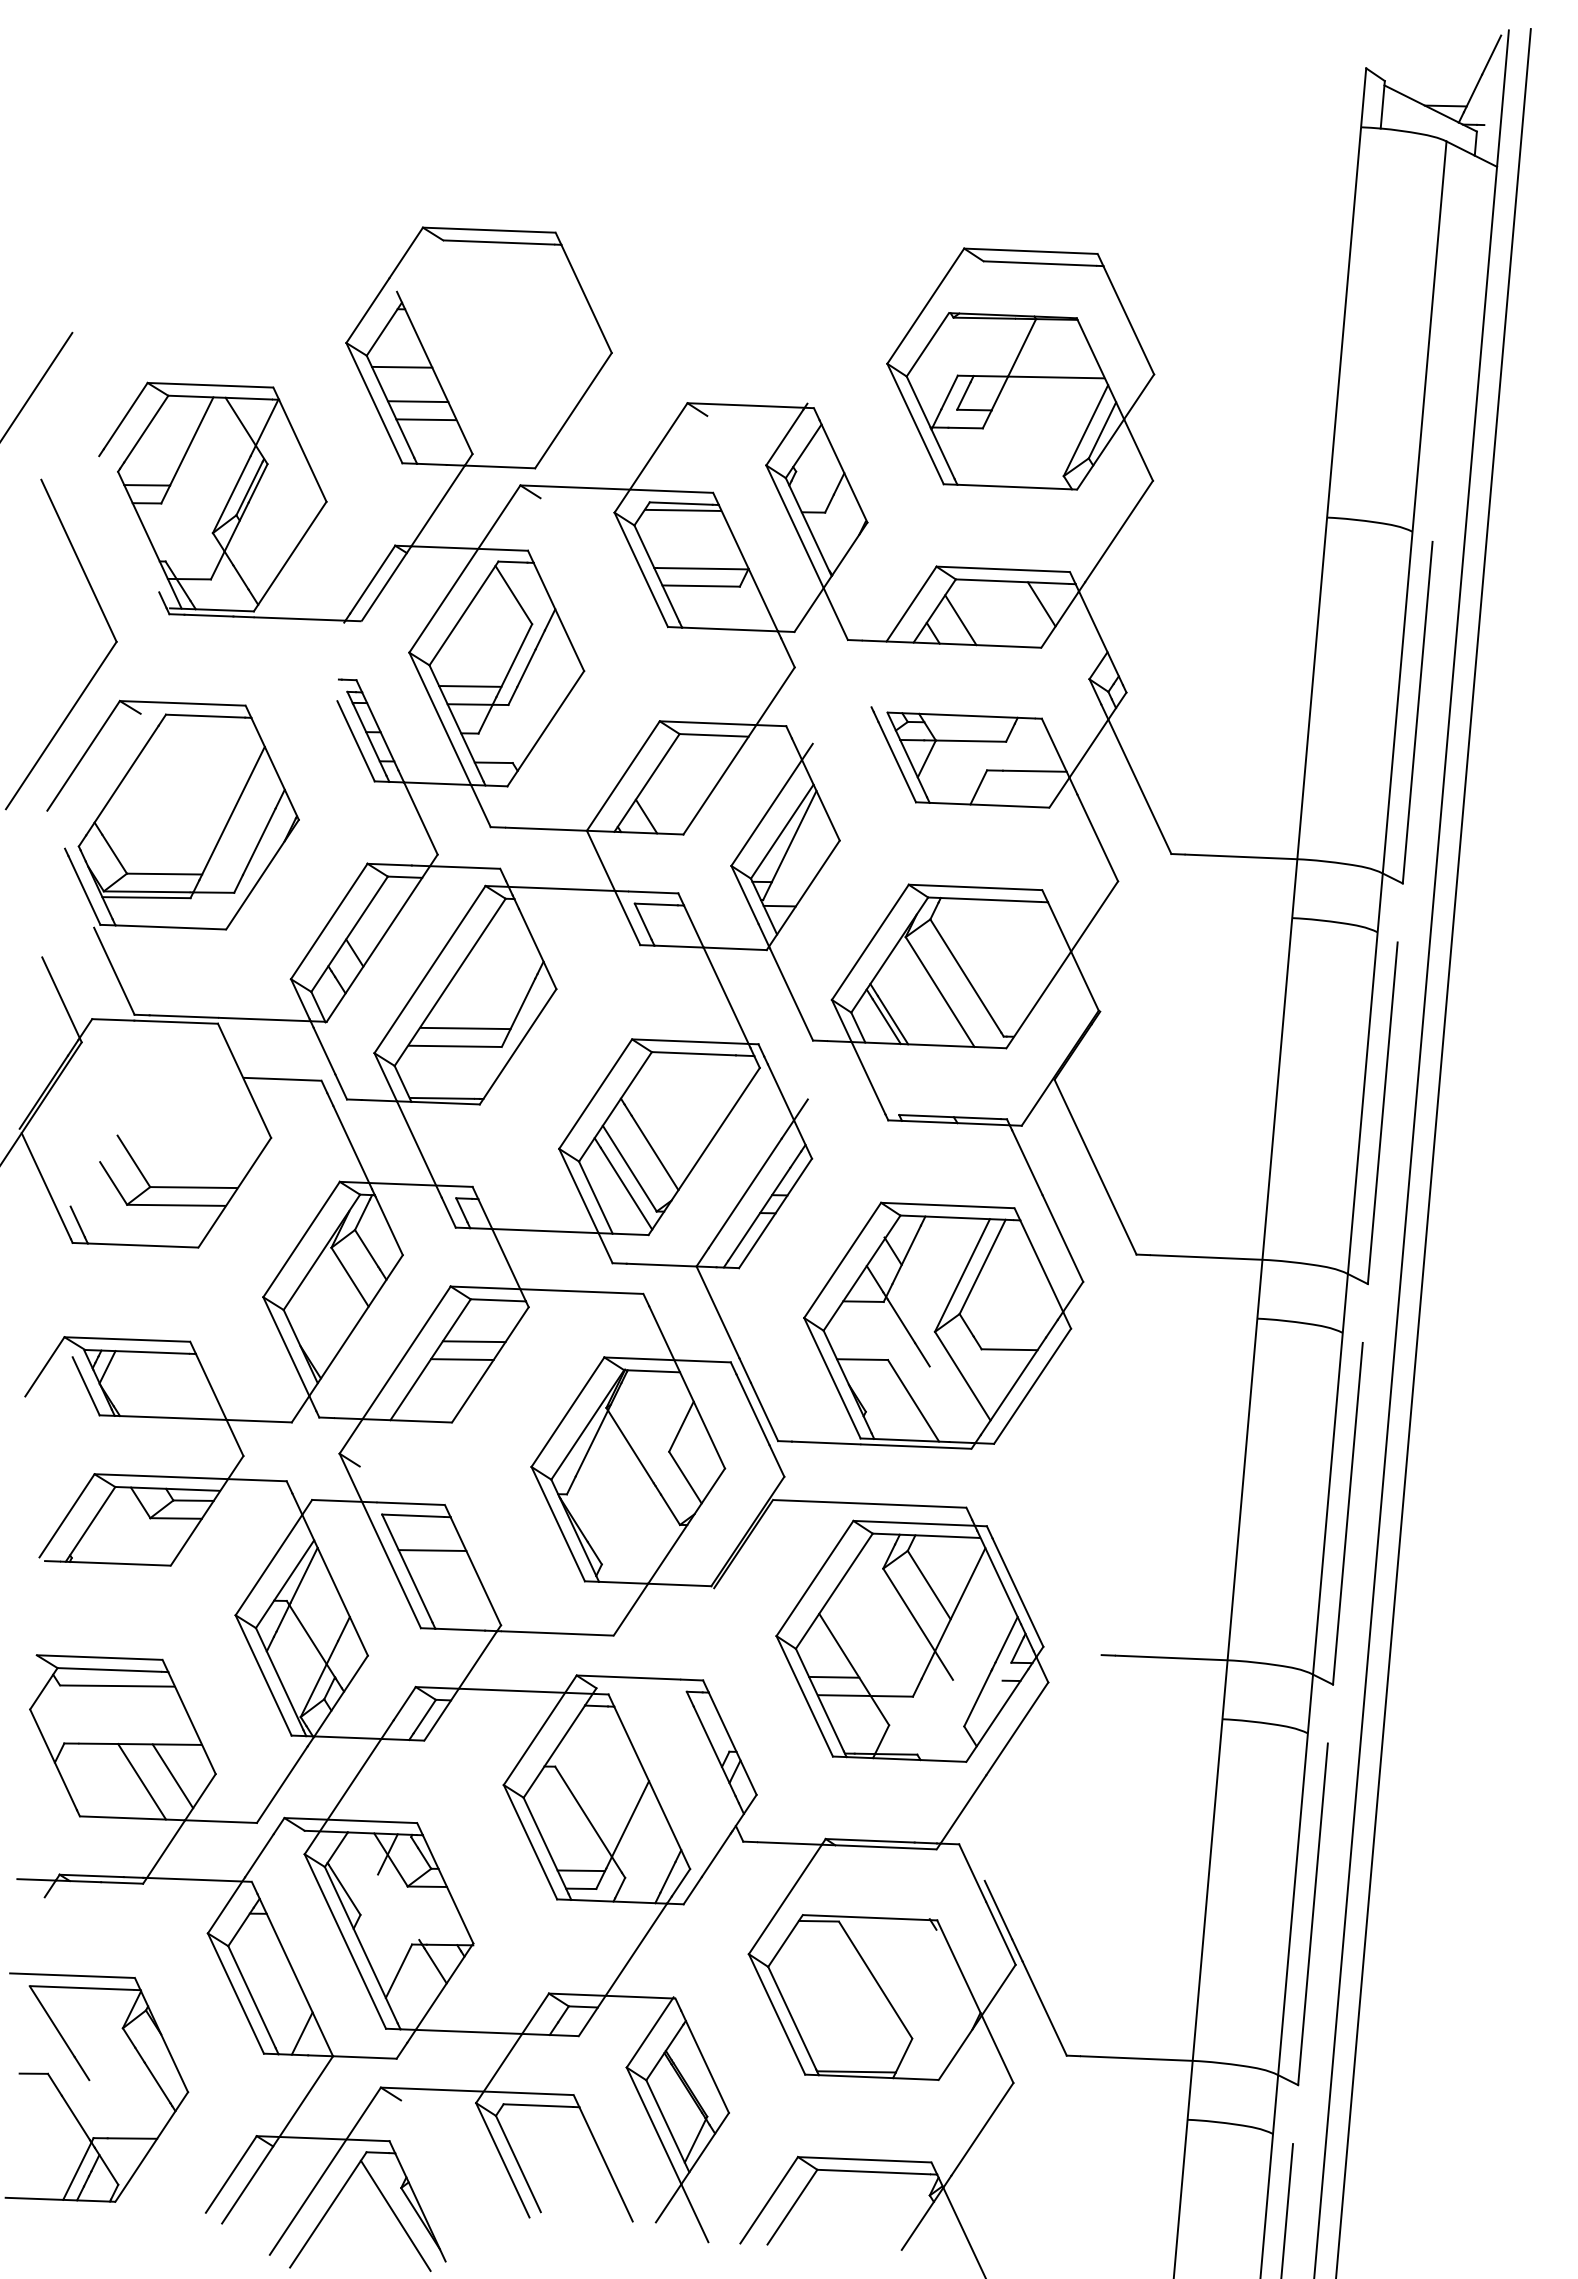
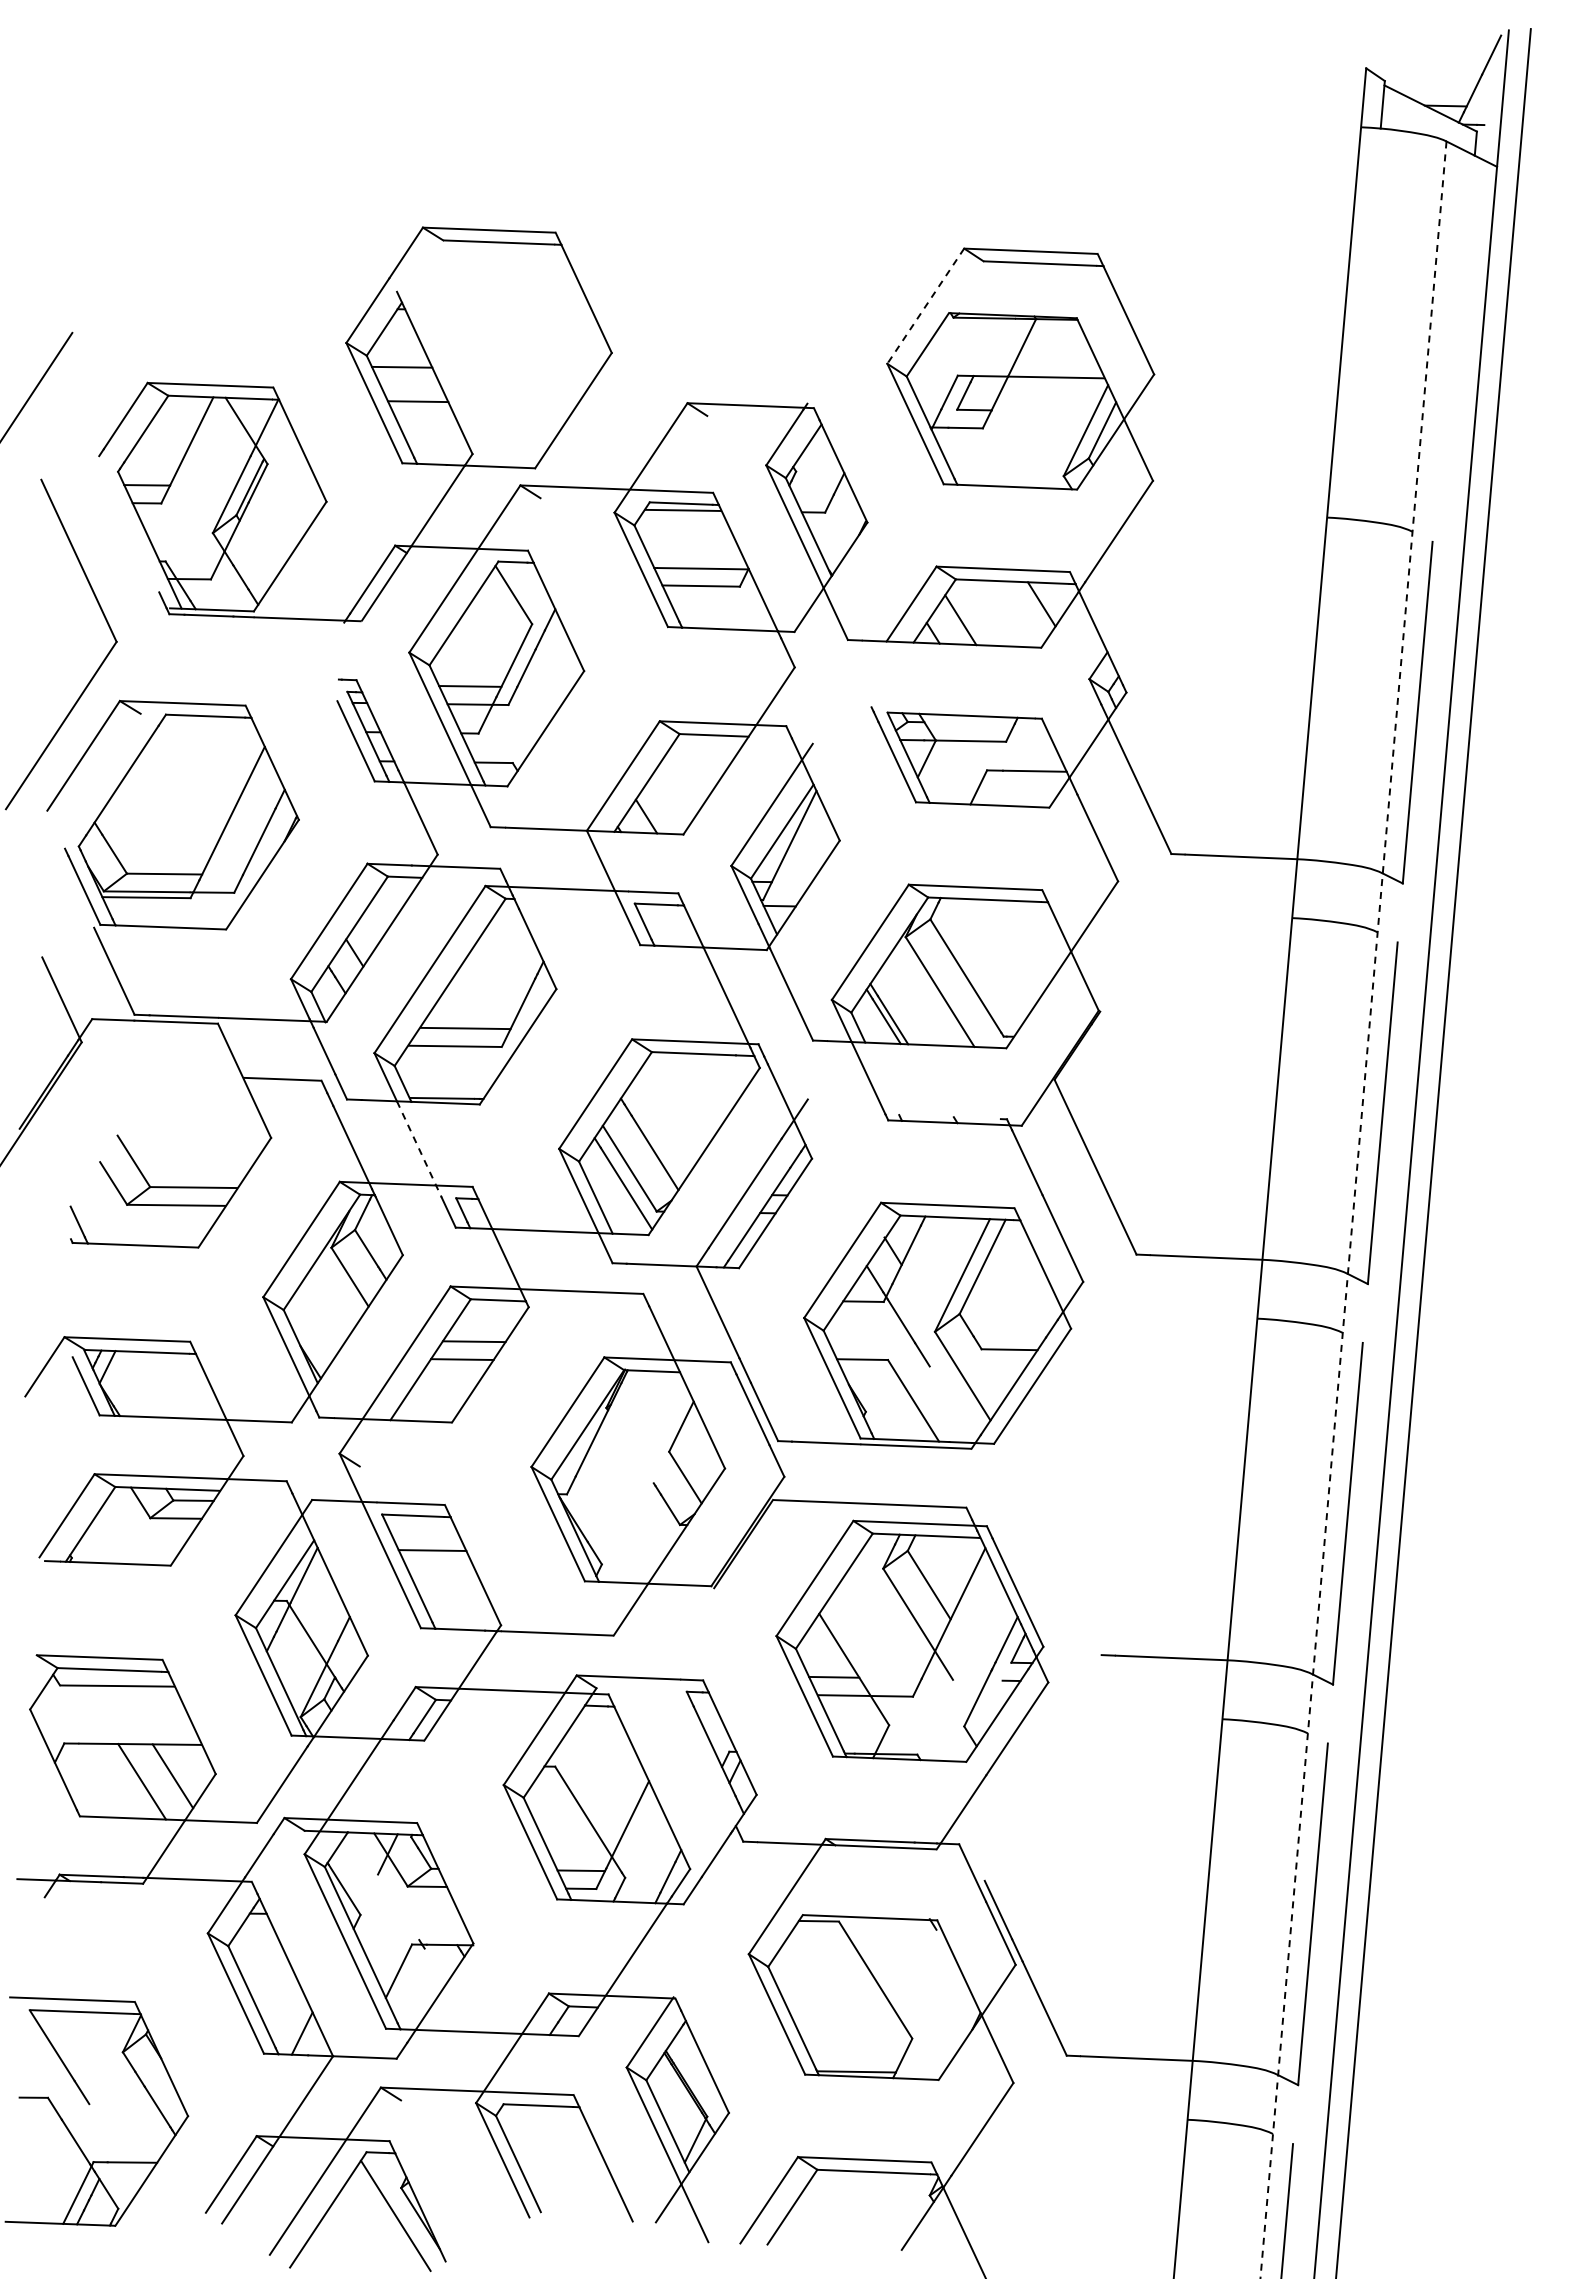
line: solid -> dashed (925, 306)
line: present -> none (425, 419)
line: present -> none (949, 1117)
line: solid -> dashed (419, 1149)
line: present -> none (45, 1186)
line: solid -> dashed (1353, 1210)
line: present -> none (630, 1446)
line: present -> none (435, 1965)
part position: (90, 2080) -> (90, 2104) (90, 2104)
